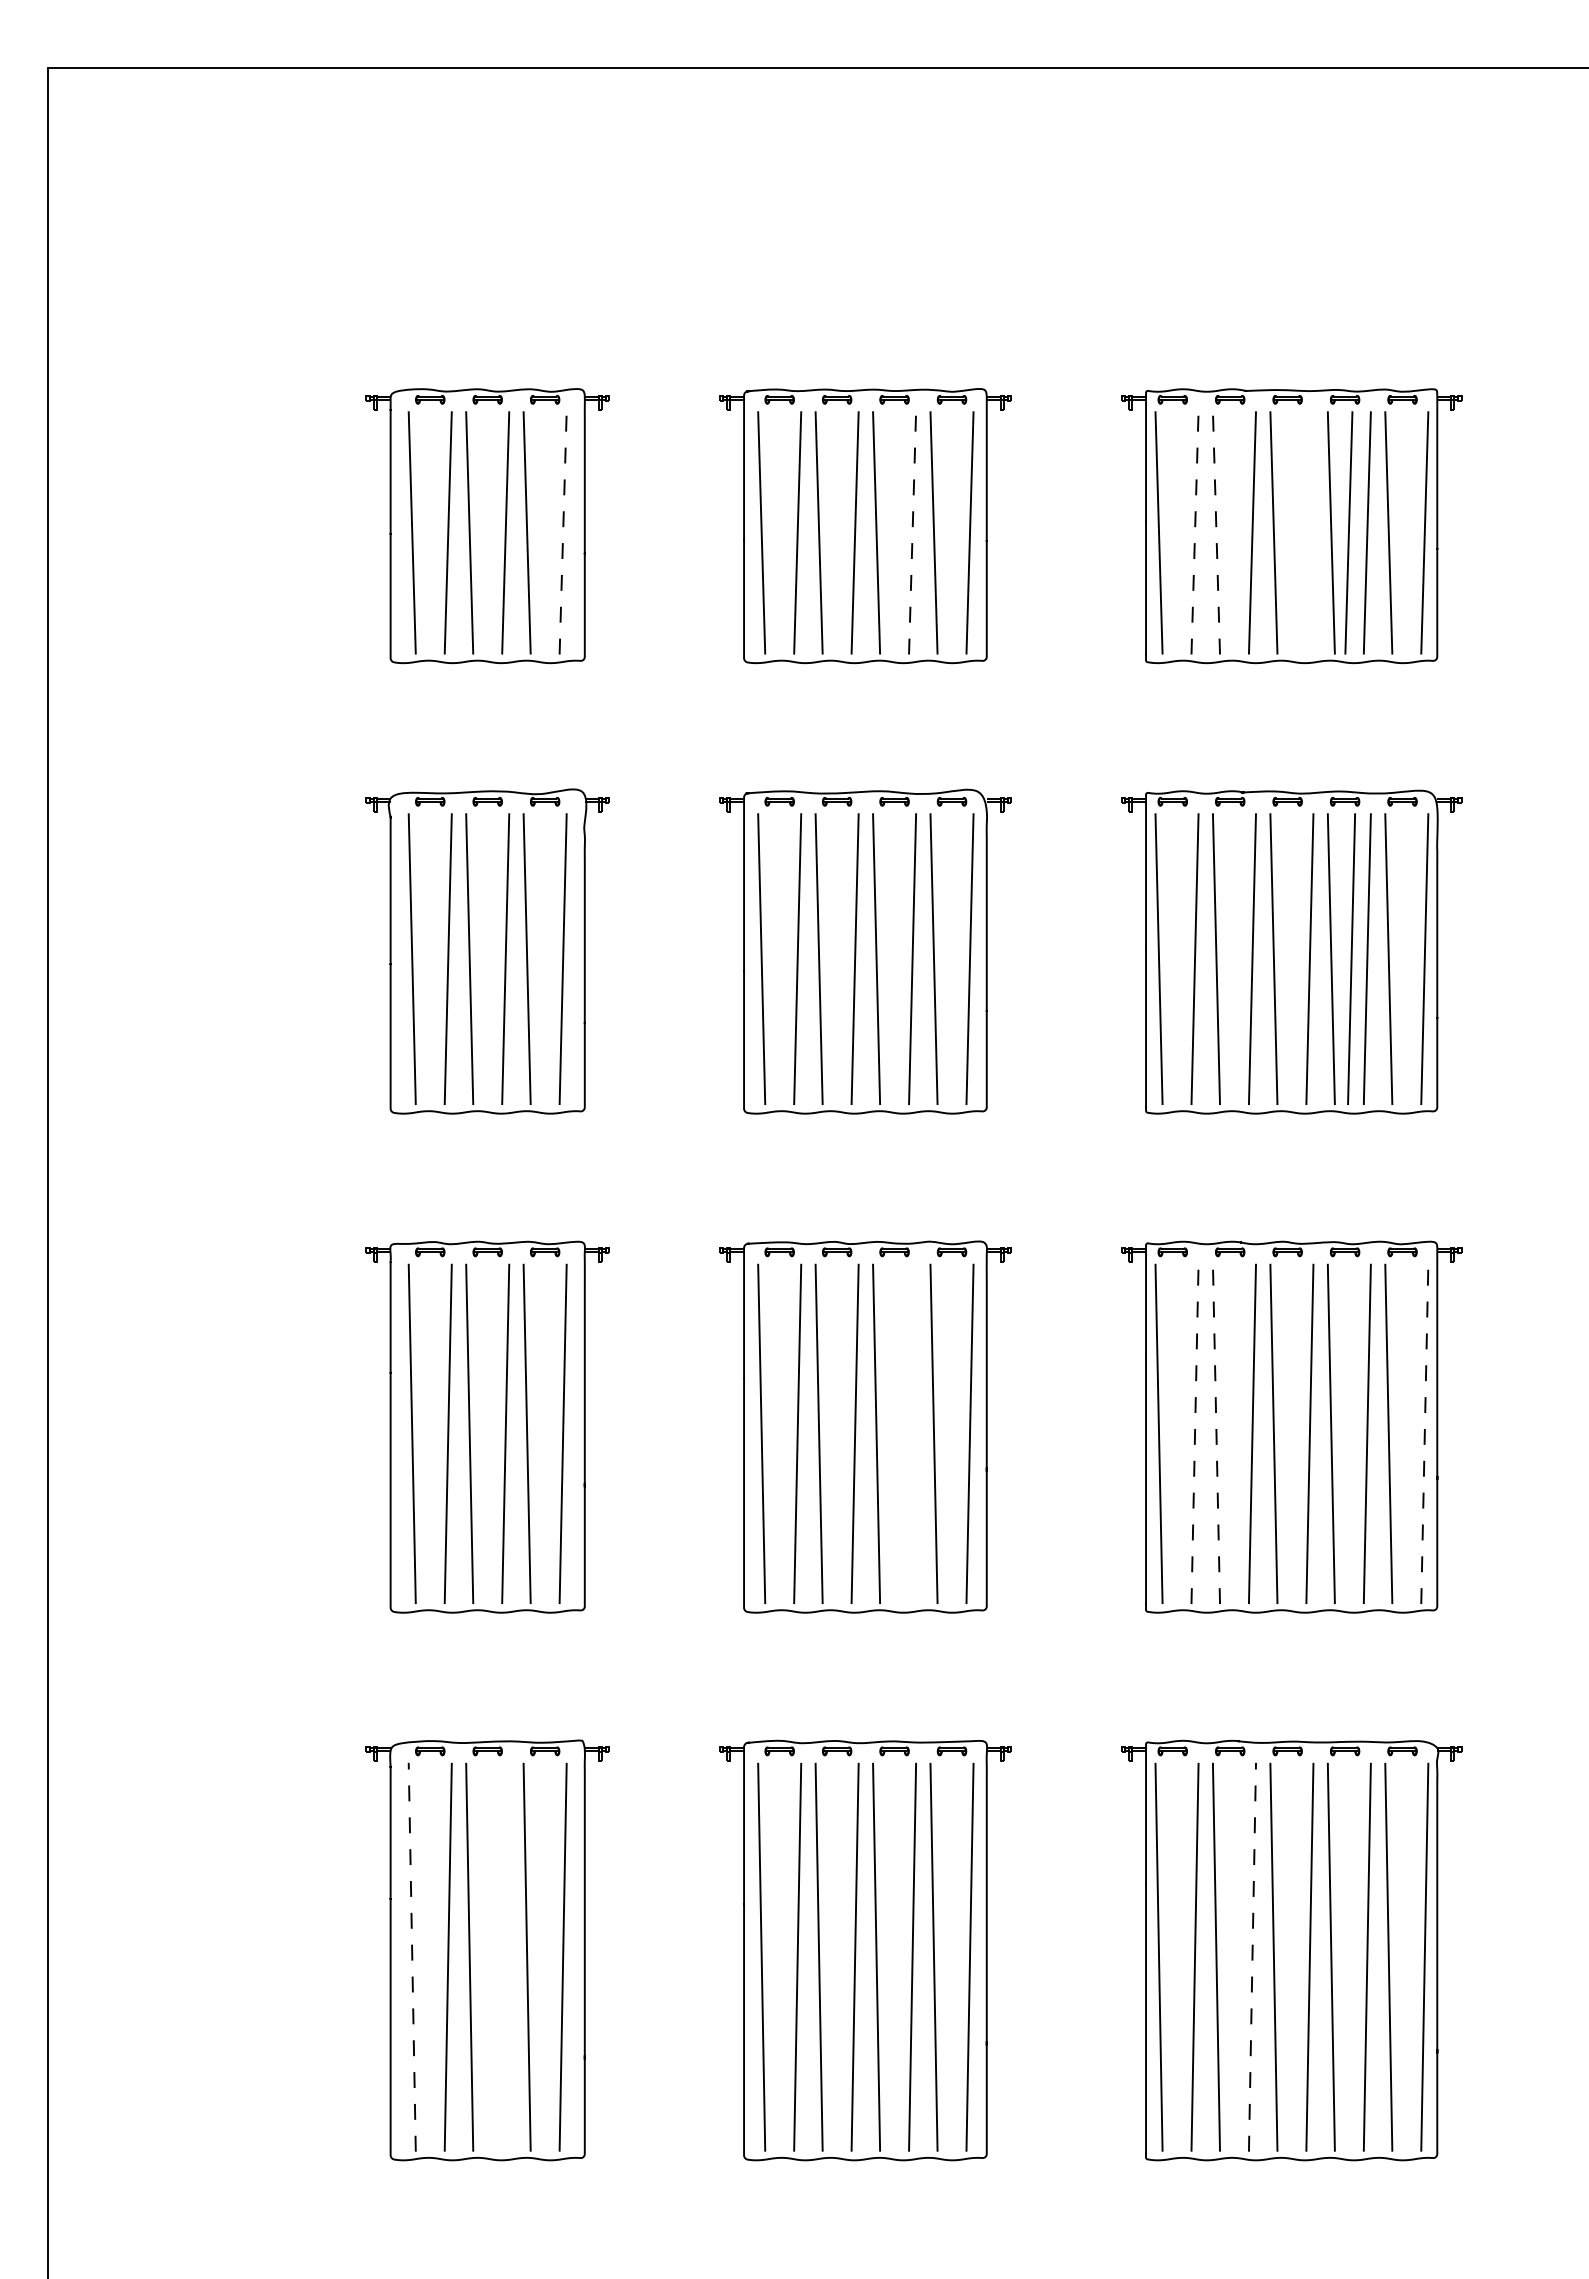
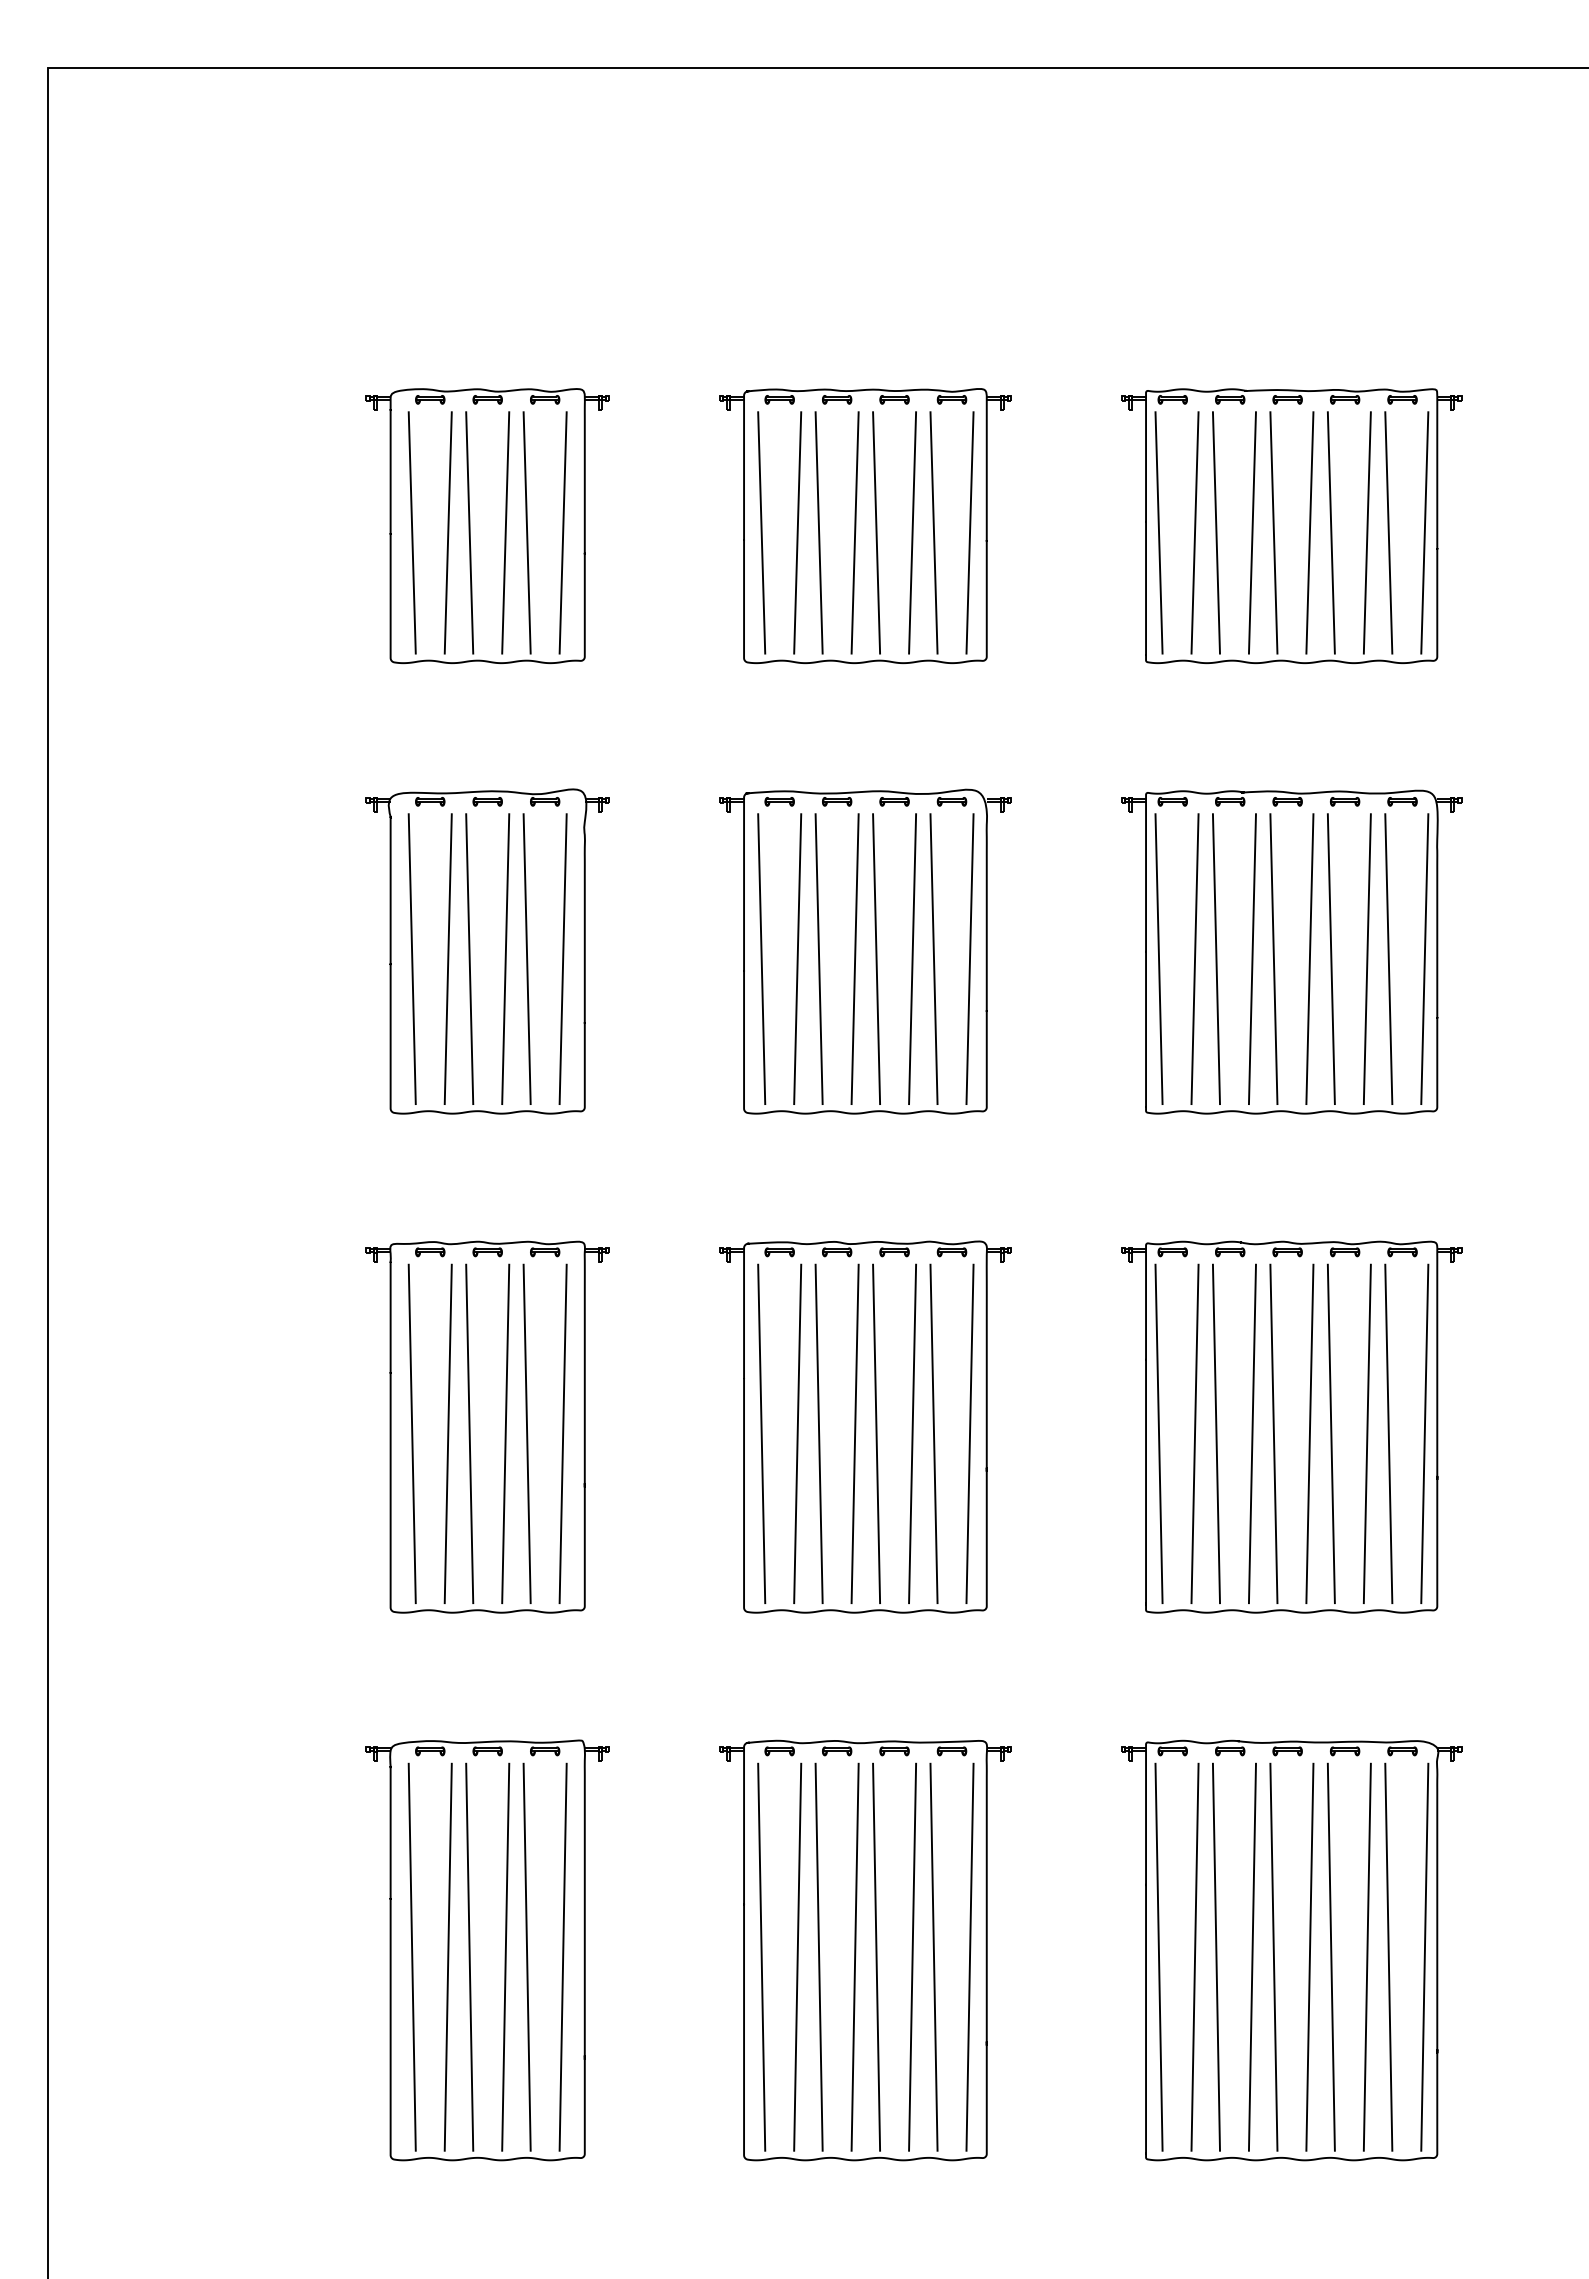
line: dashed -> solid (563, 532)
line: dashed -> solid (912, 532)
line: dashed -> solid (1195, 532)
line: dashed -> solid (1216, 532)
line position: (1348, 532) -> (1309, 532) (1309, 532)
line: present -> none (1351, 958)
line: none -> present (912, 1433)
line: dashed -> solid (1195, 1433)
line: dashed -> solid (1216, 1433)
line: dashed -> solid (1424, 1433)
line: dashed -> solid (412, 1956)
line: none -> present (505, 1956)
line: dashed -> solid (1252, 1956)
